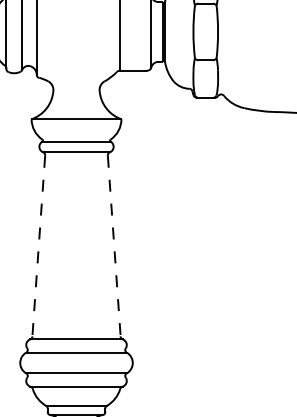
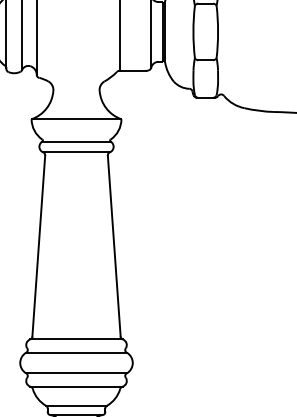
line: dashed -> solid (38, 246)
line: dashed -> solid (114, 246)
